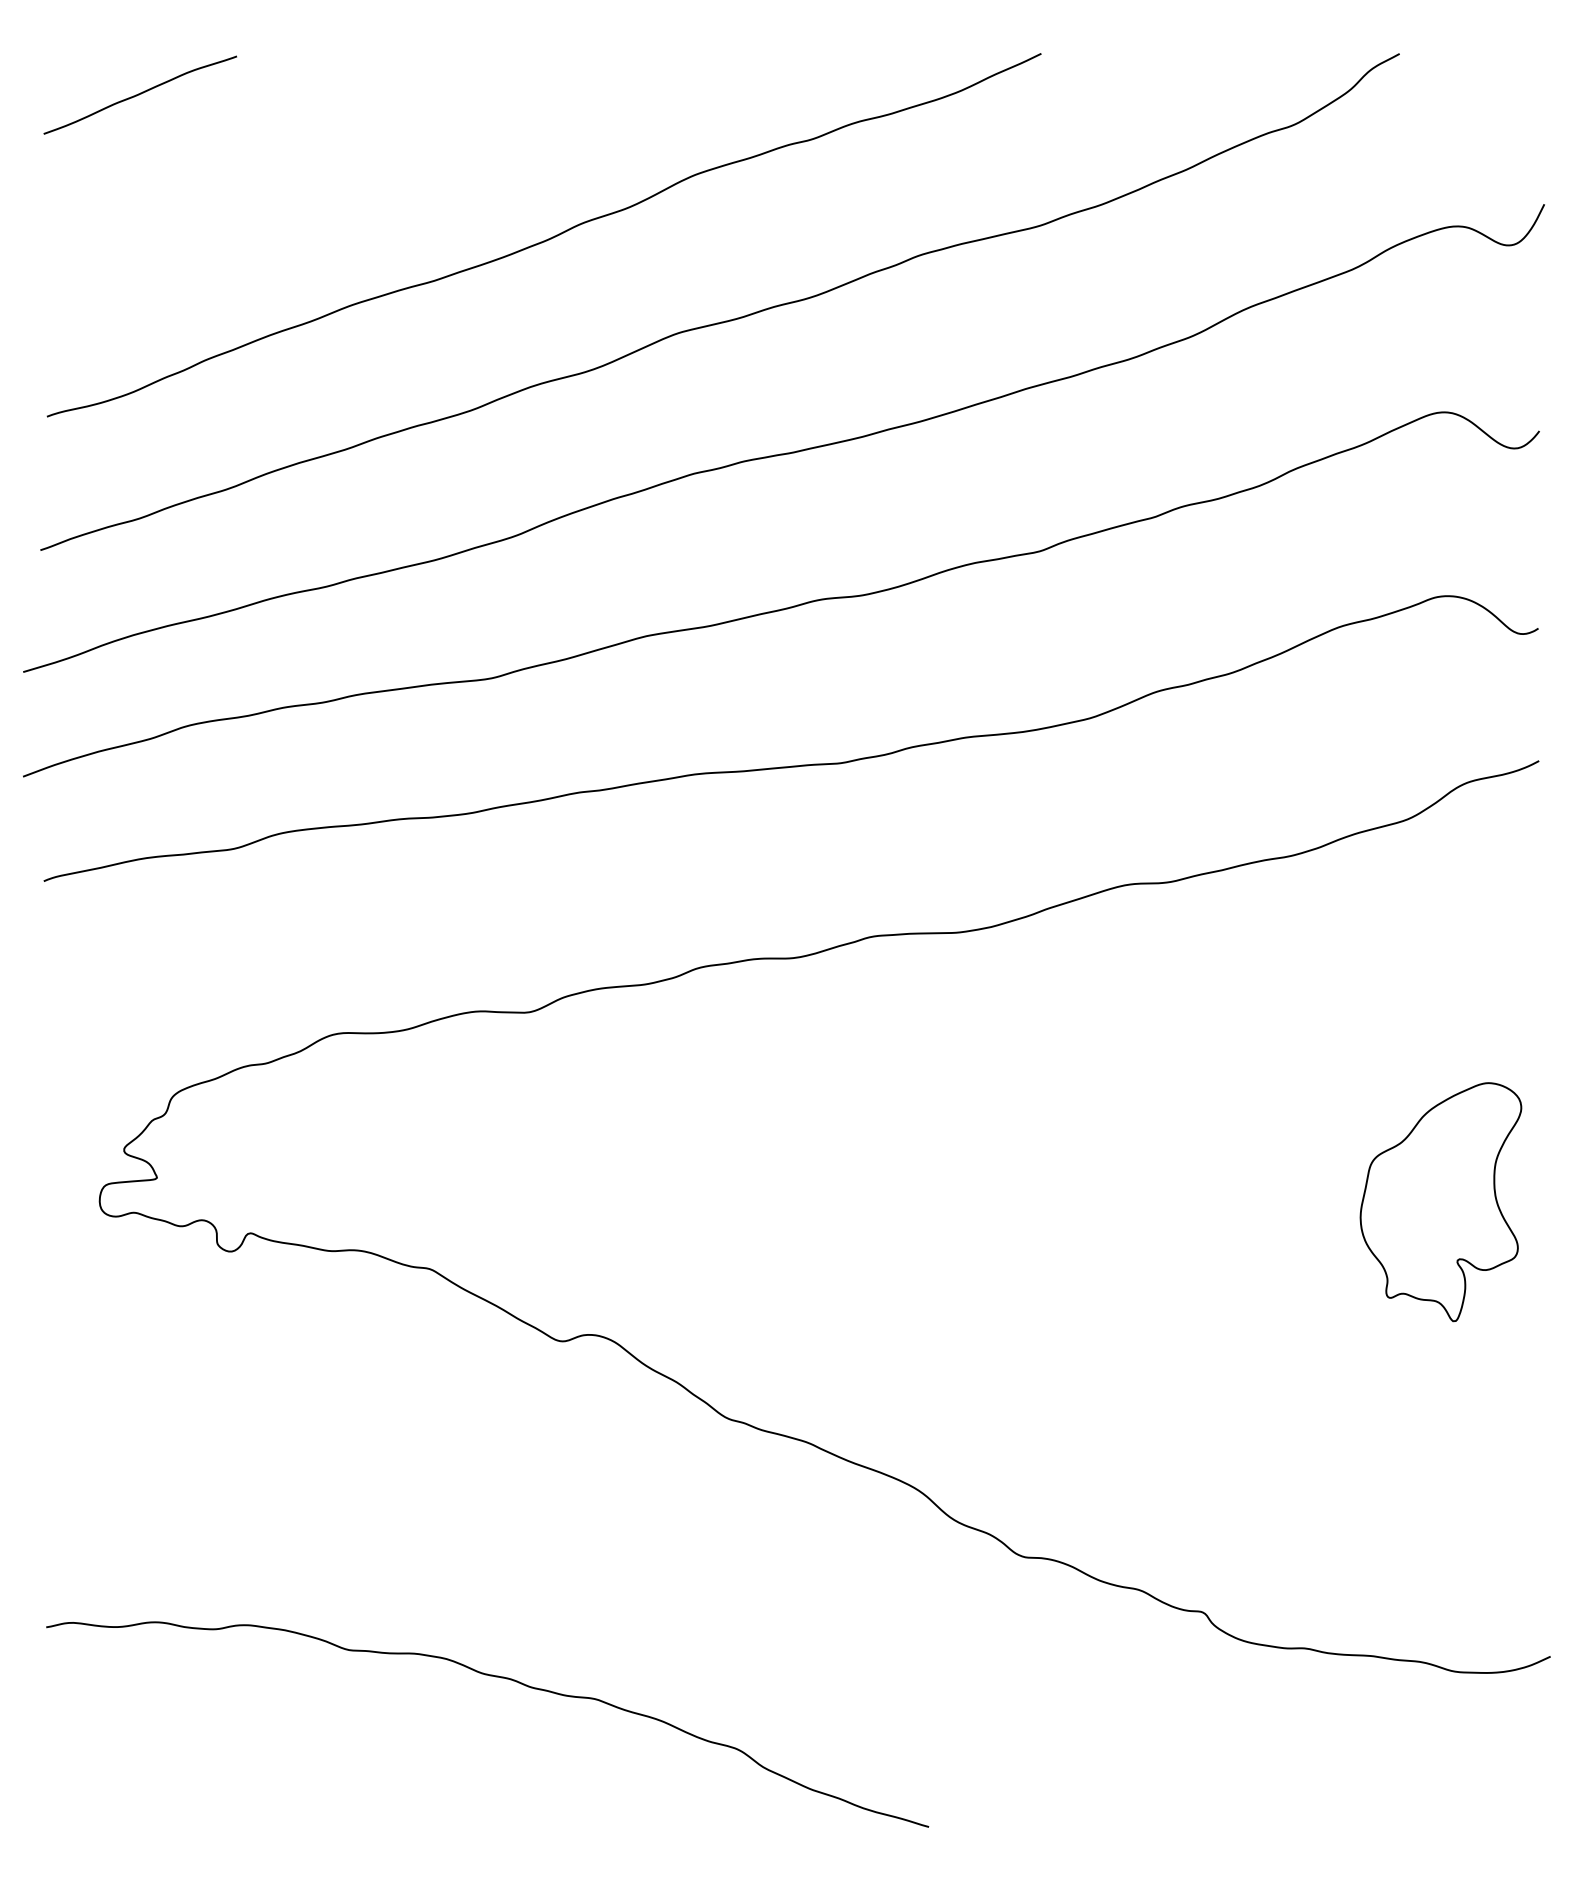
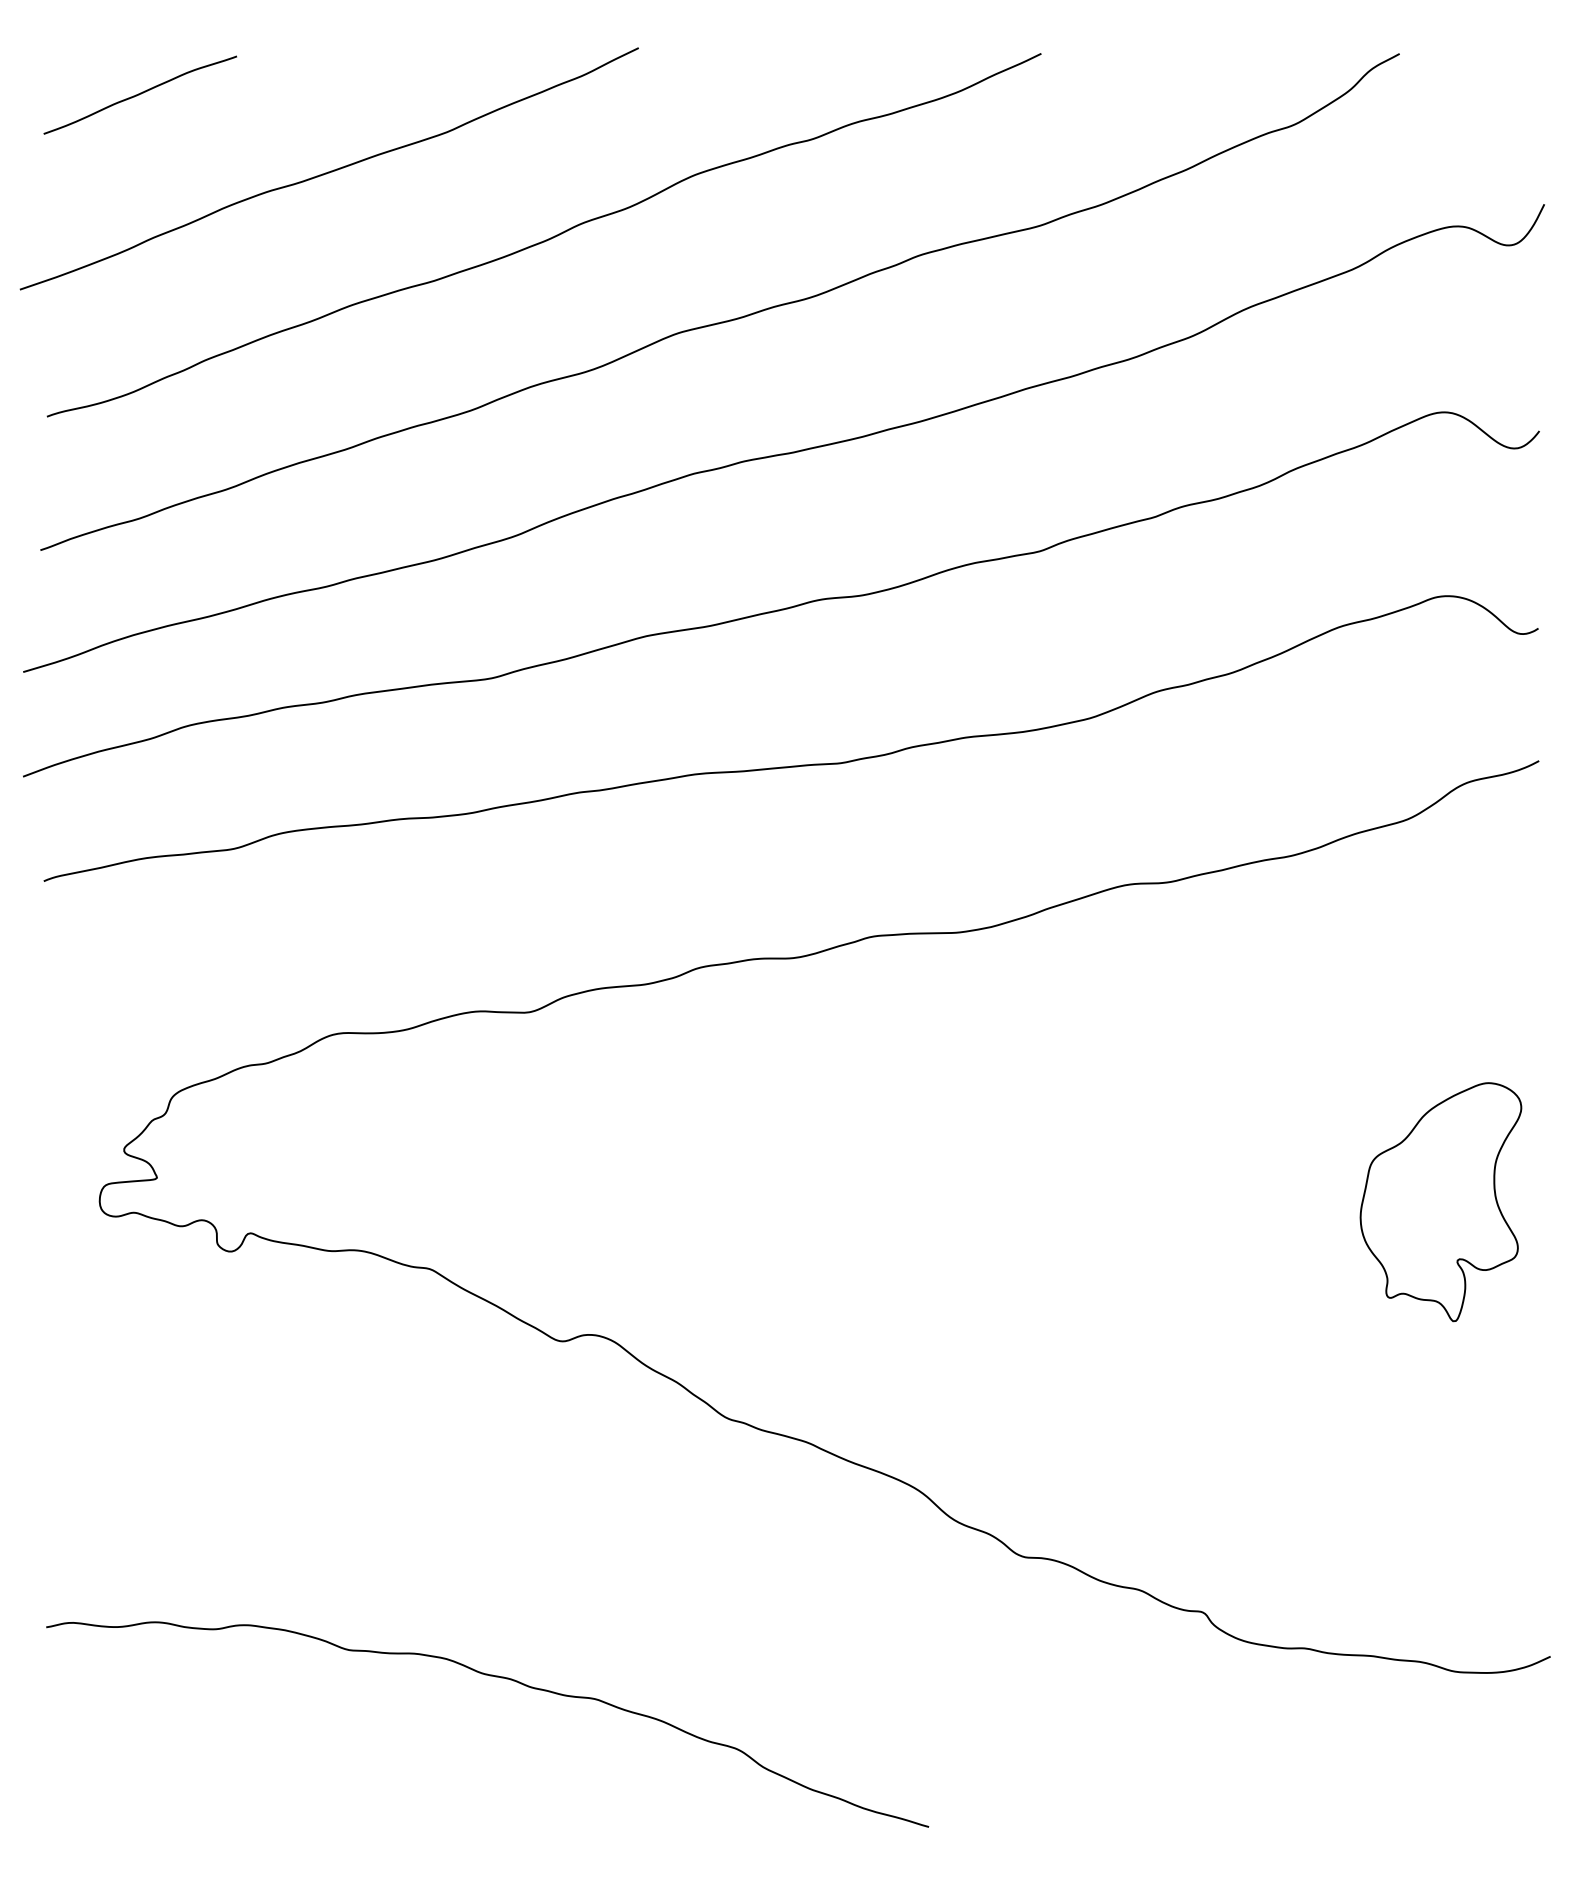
curve: none -> present (328, 171)
